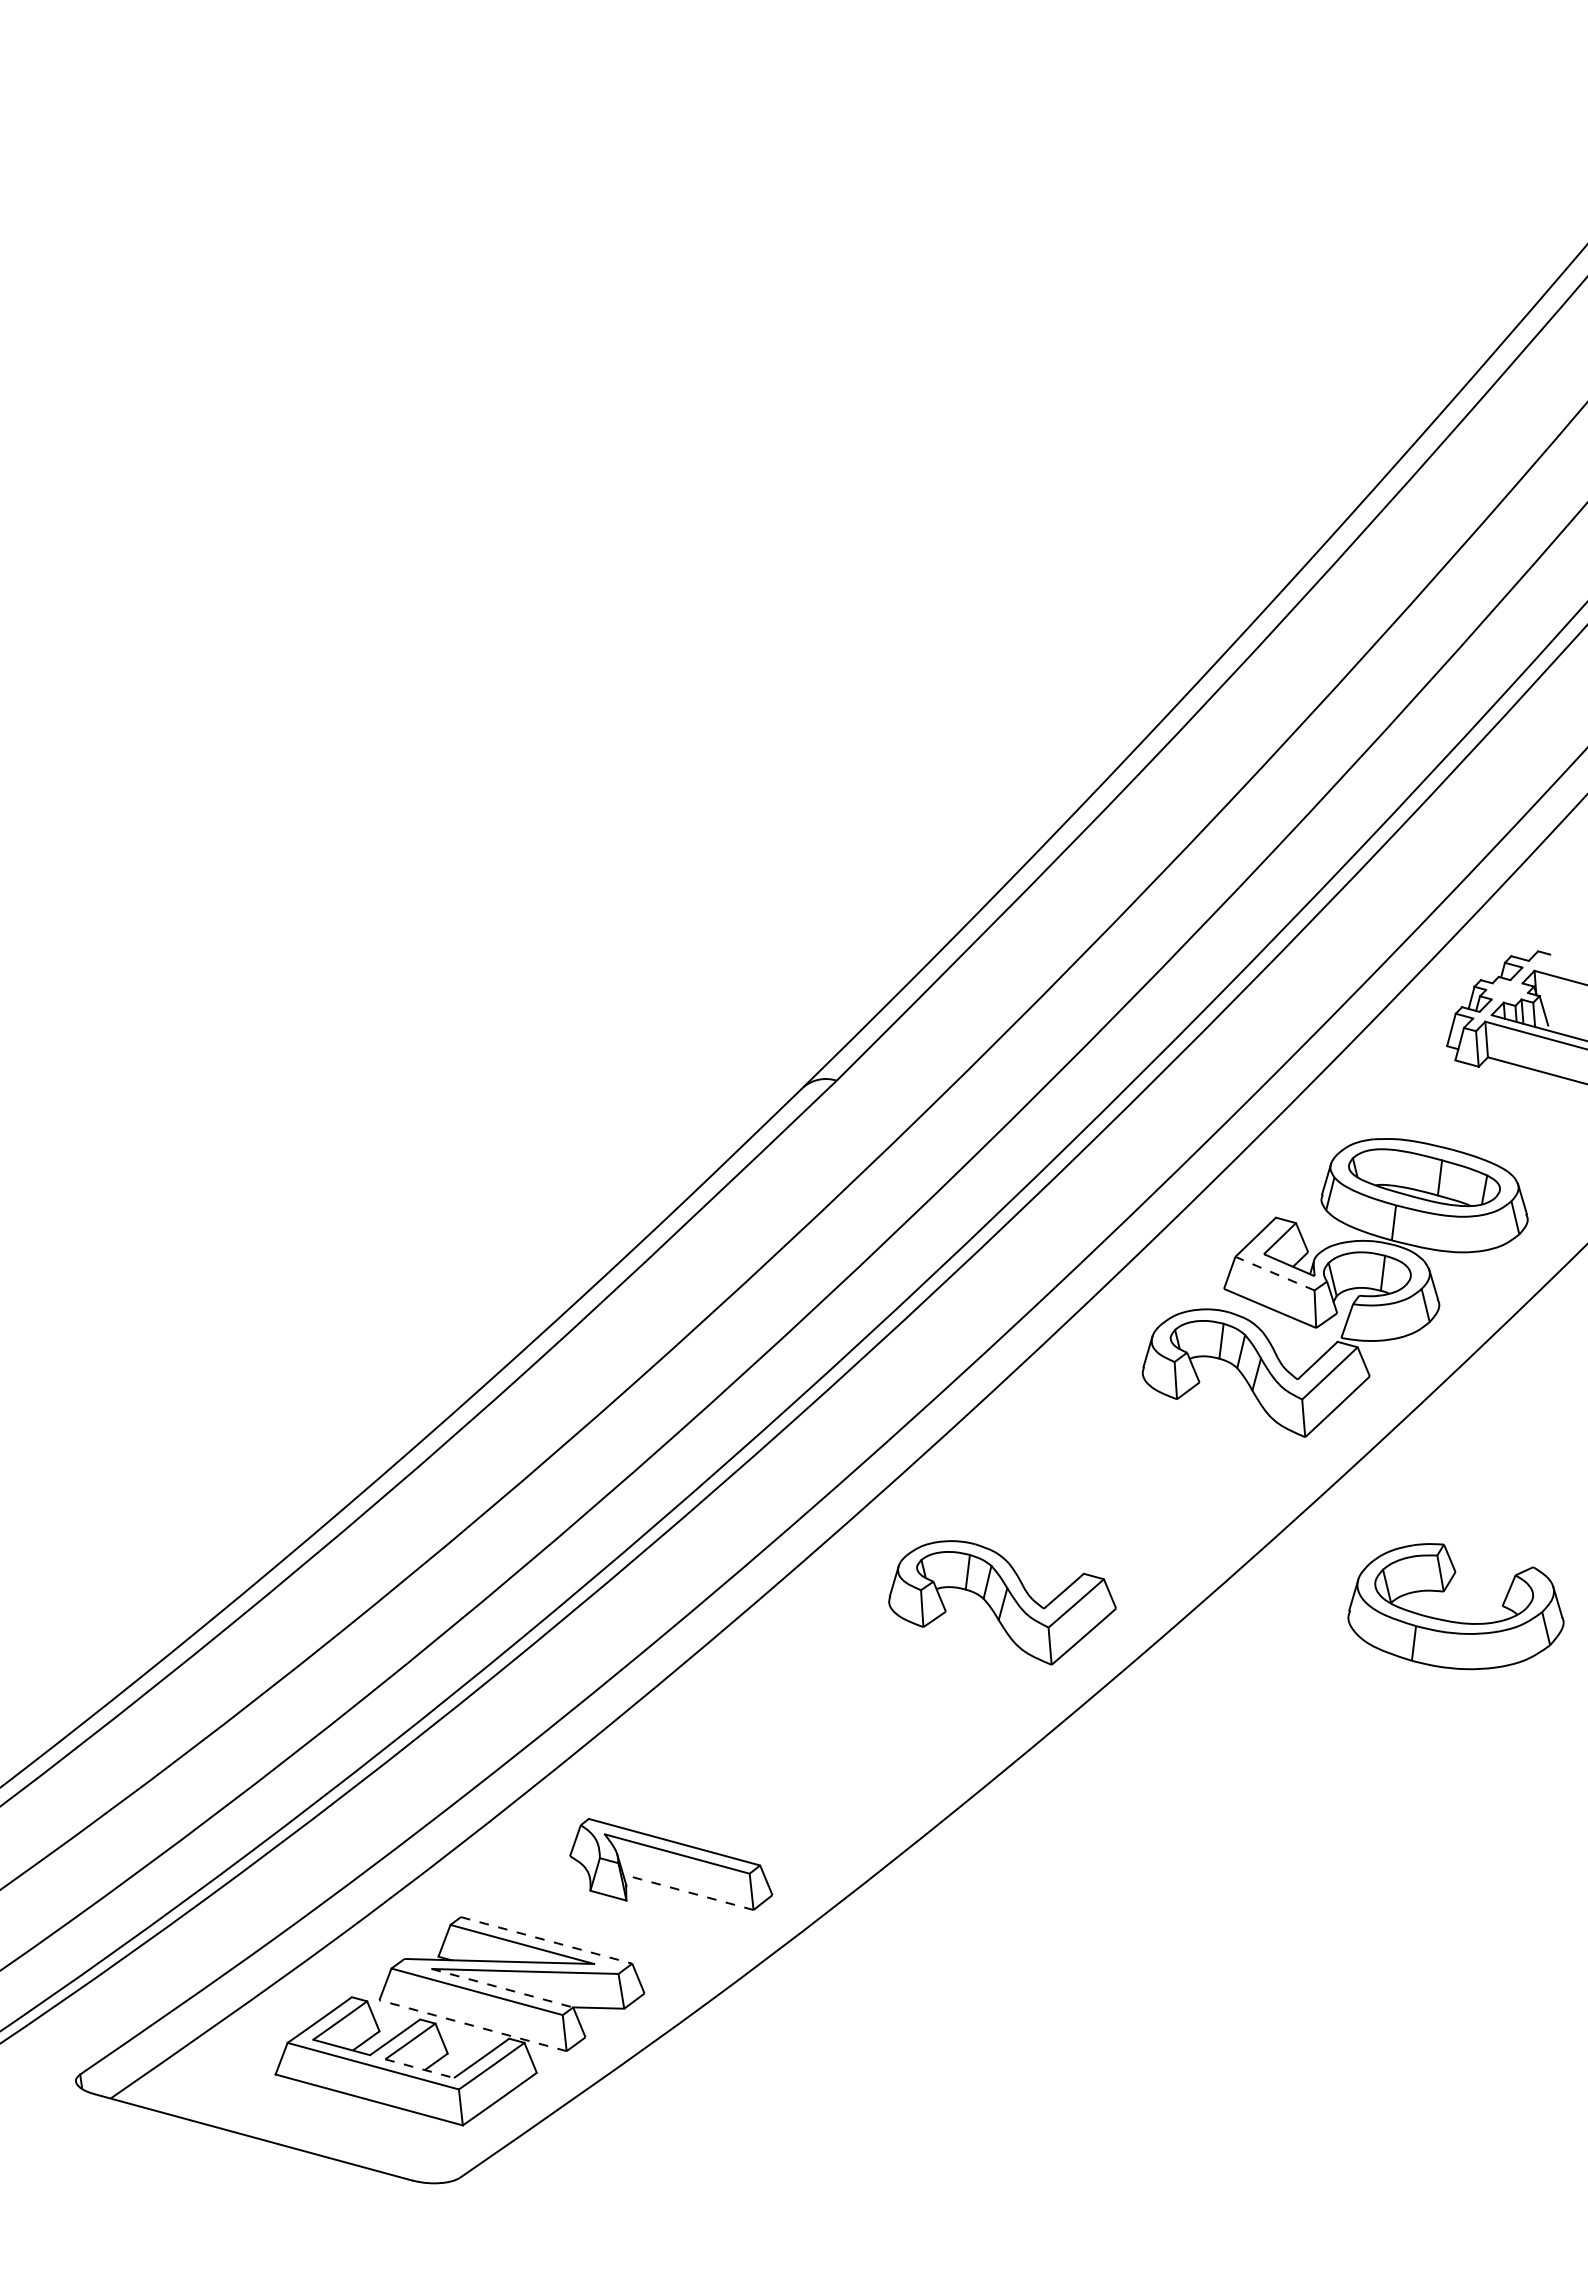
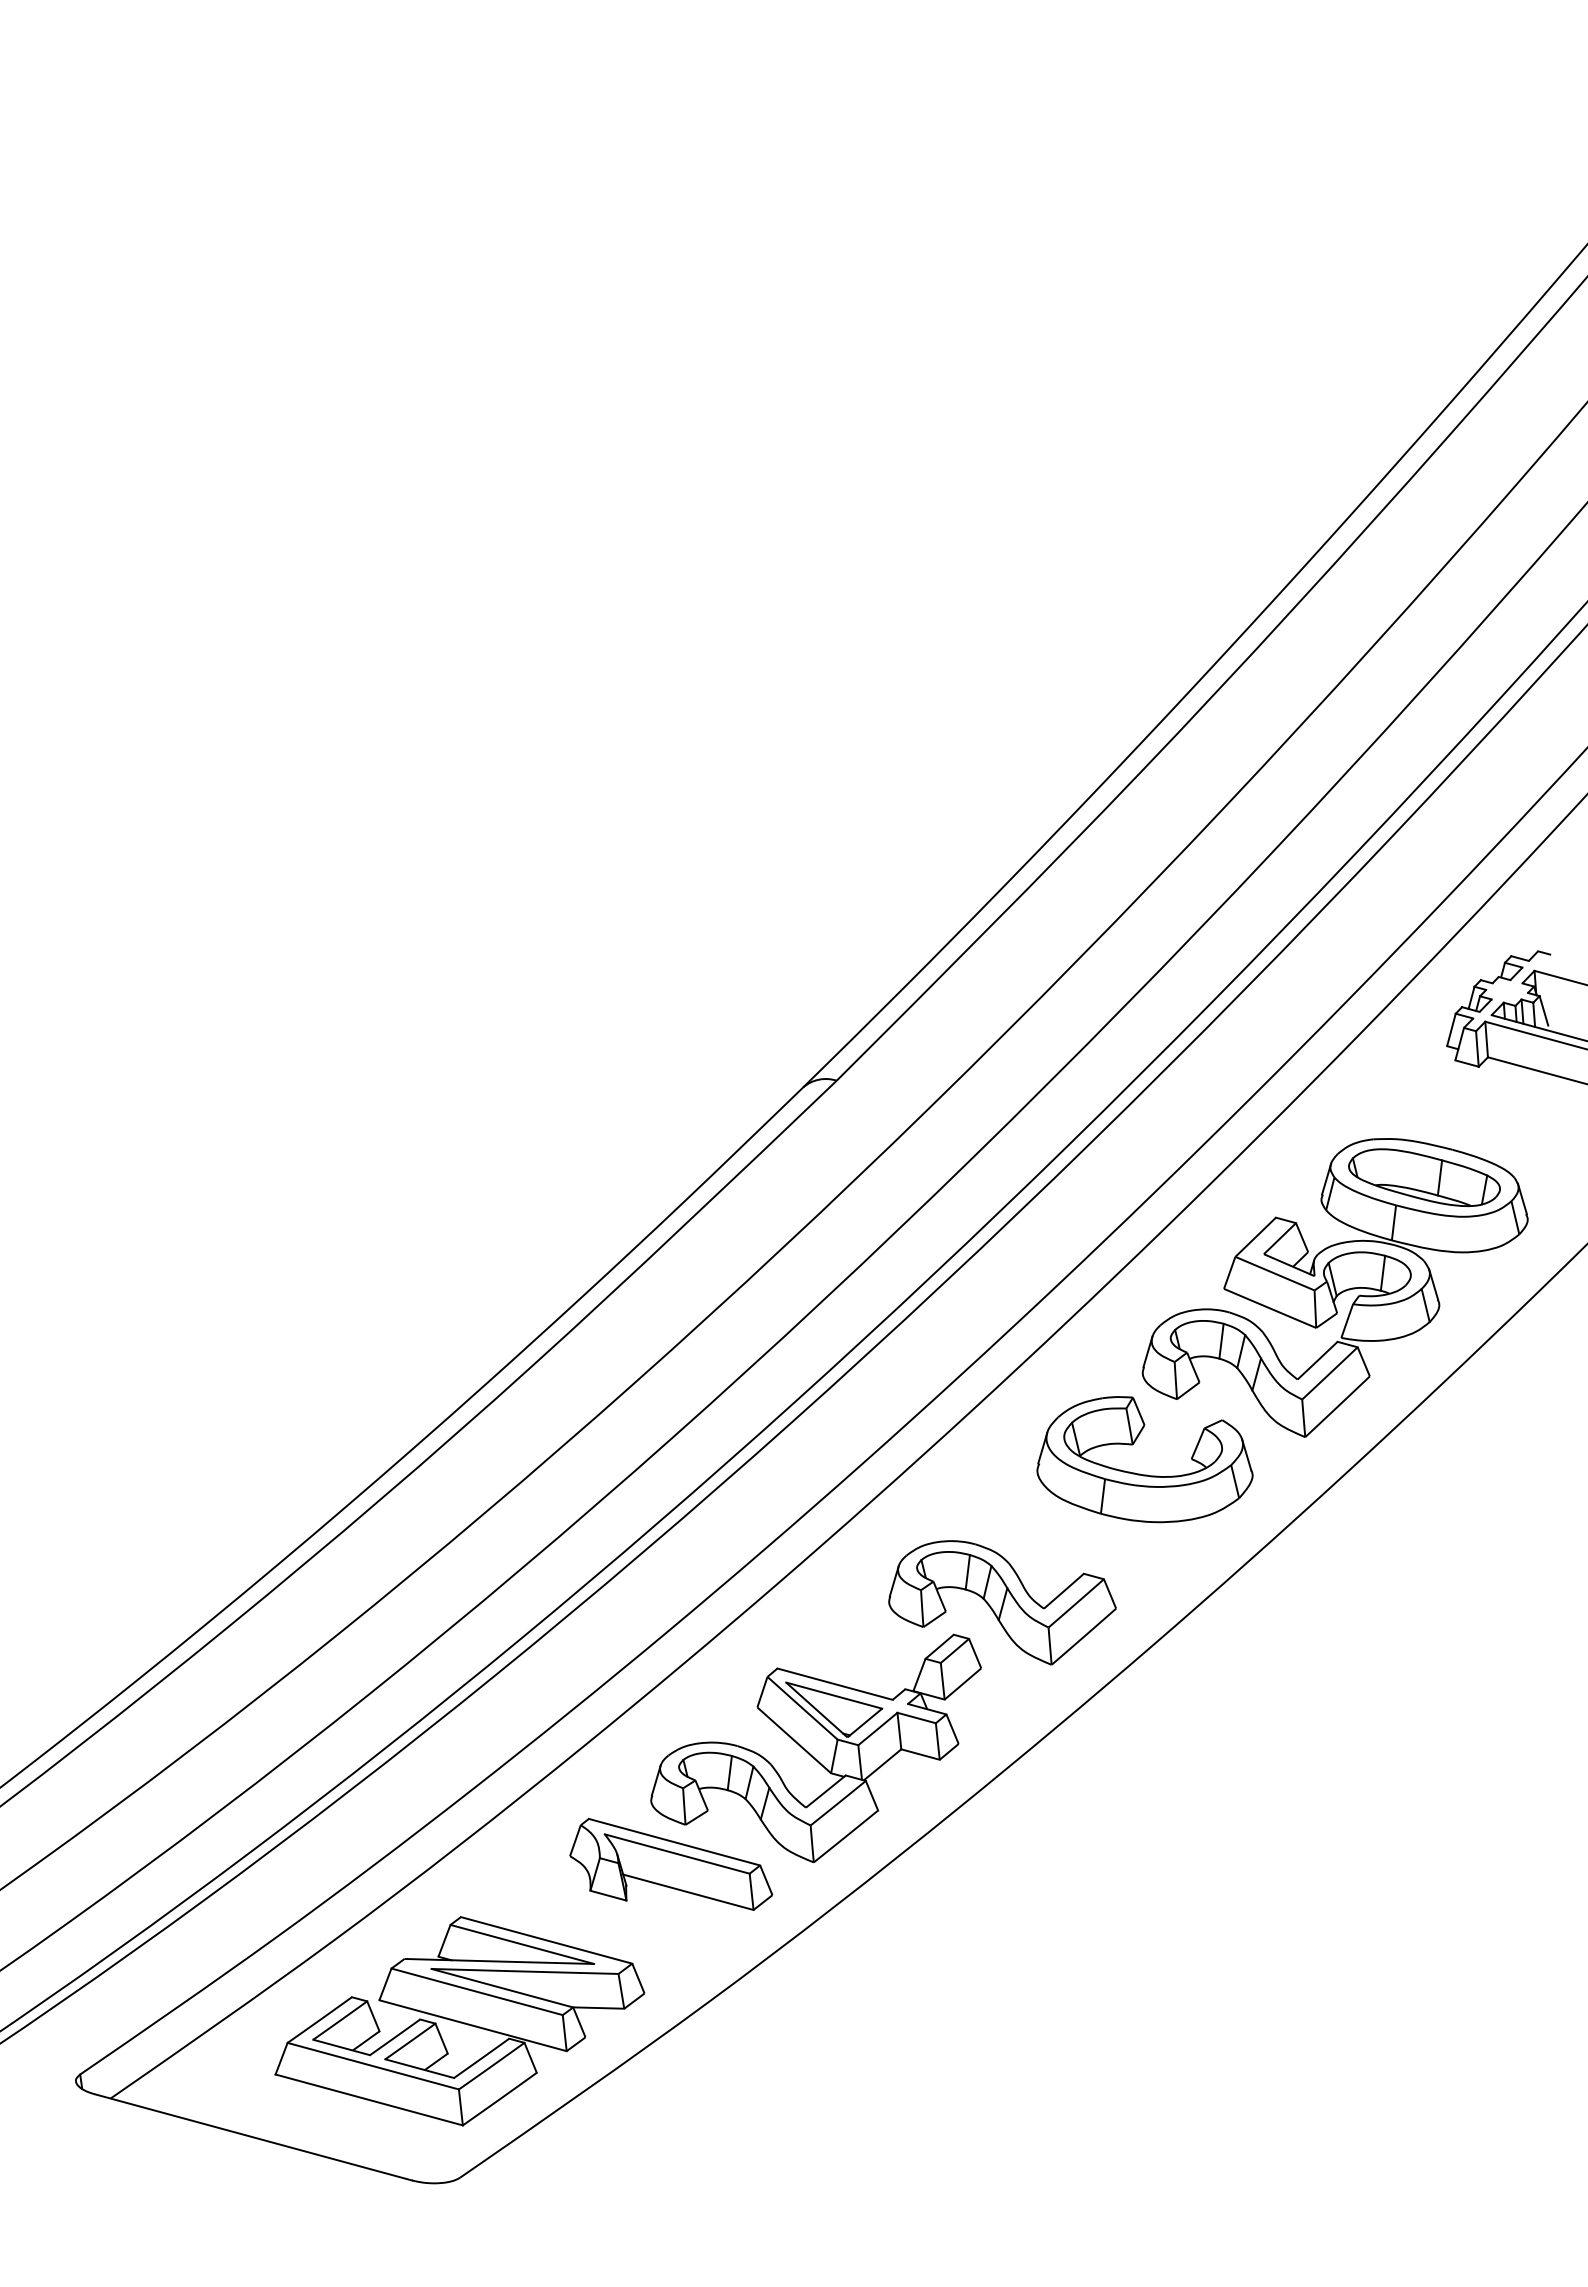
line: dashed -> solid (1275, 1273)
part position: (1451, 1620) -> (1140, 1473) (1140, 1473)
part: none -> present (815, 1748)
line: dashed -> solid (688, 1892)
line: dashed -> solid (546, 1940)
line: dashed -> solid (502, 1988)
line: dashed -> solid (472, 2025)
line: dashed -> solid (419, 2068)
